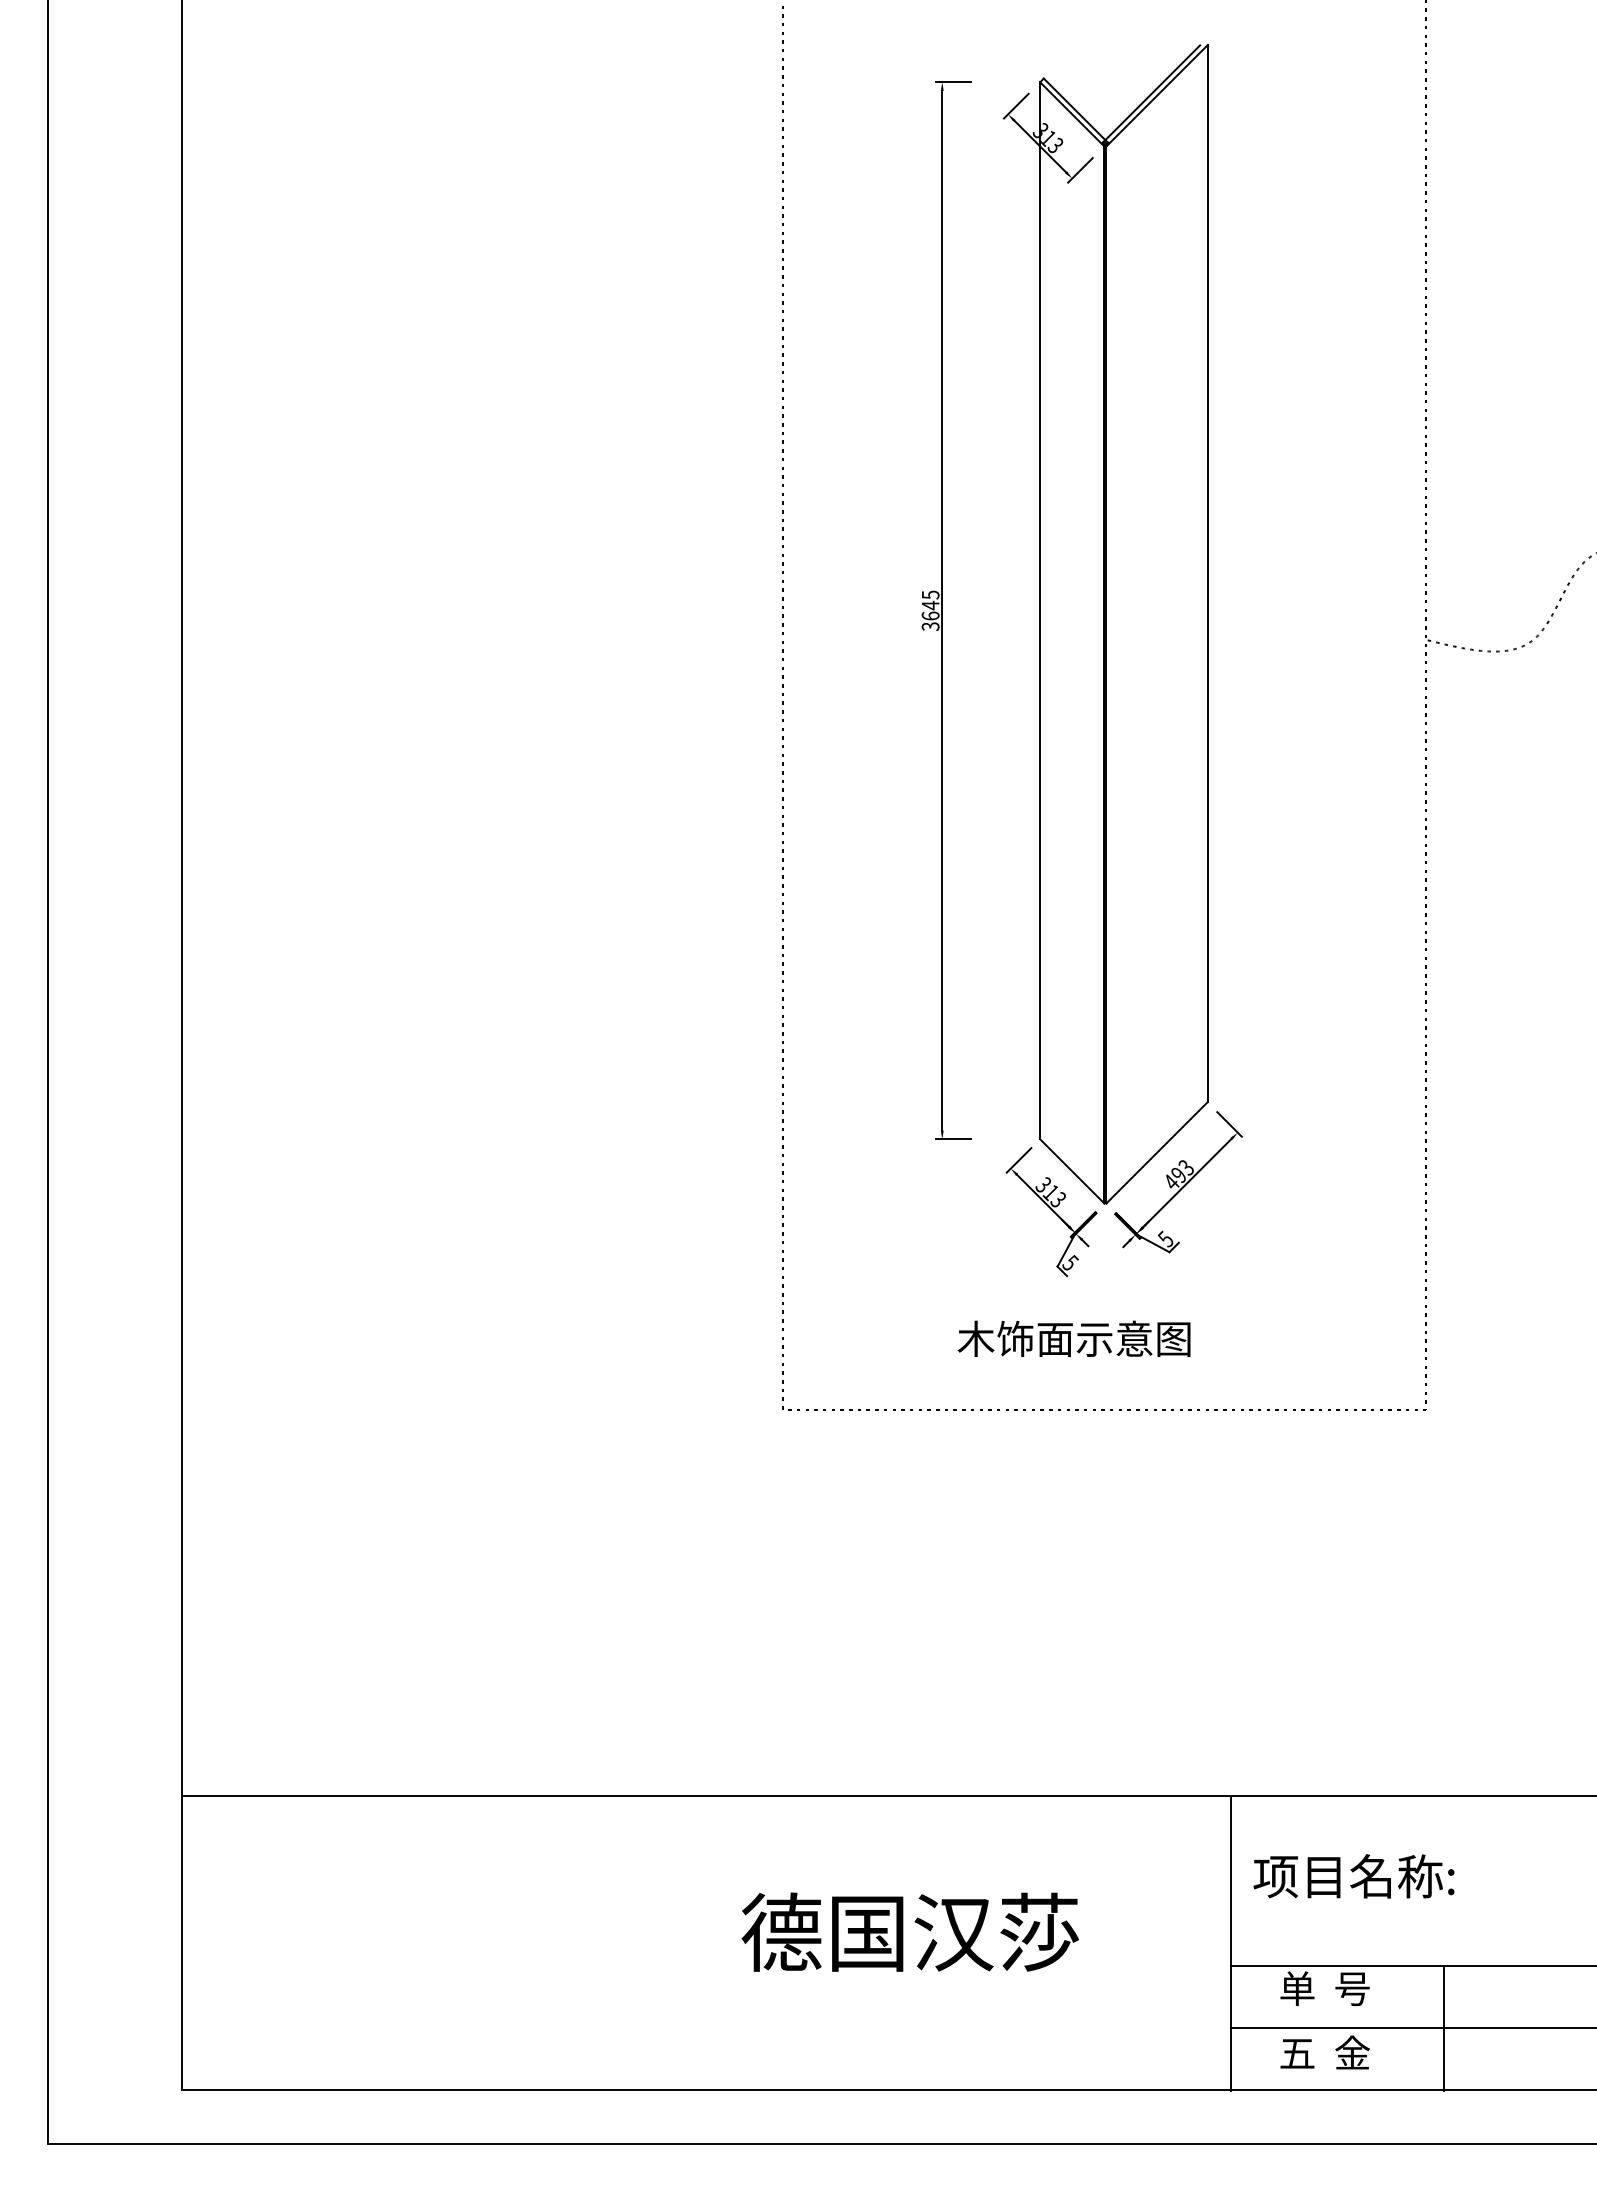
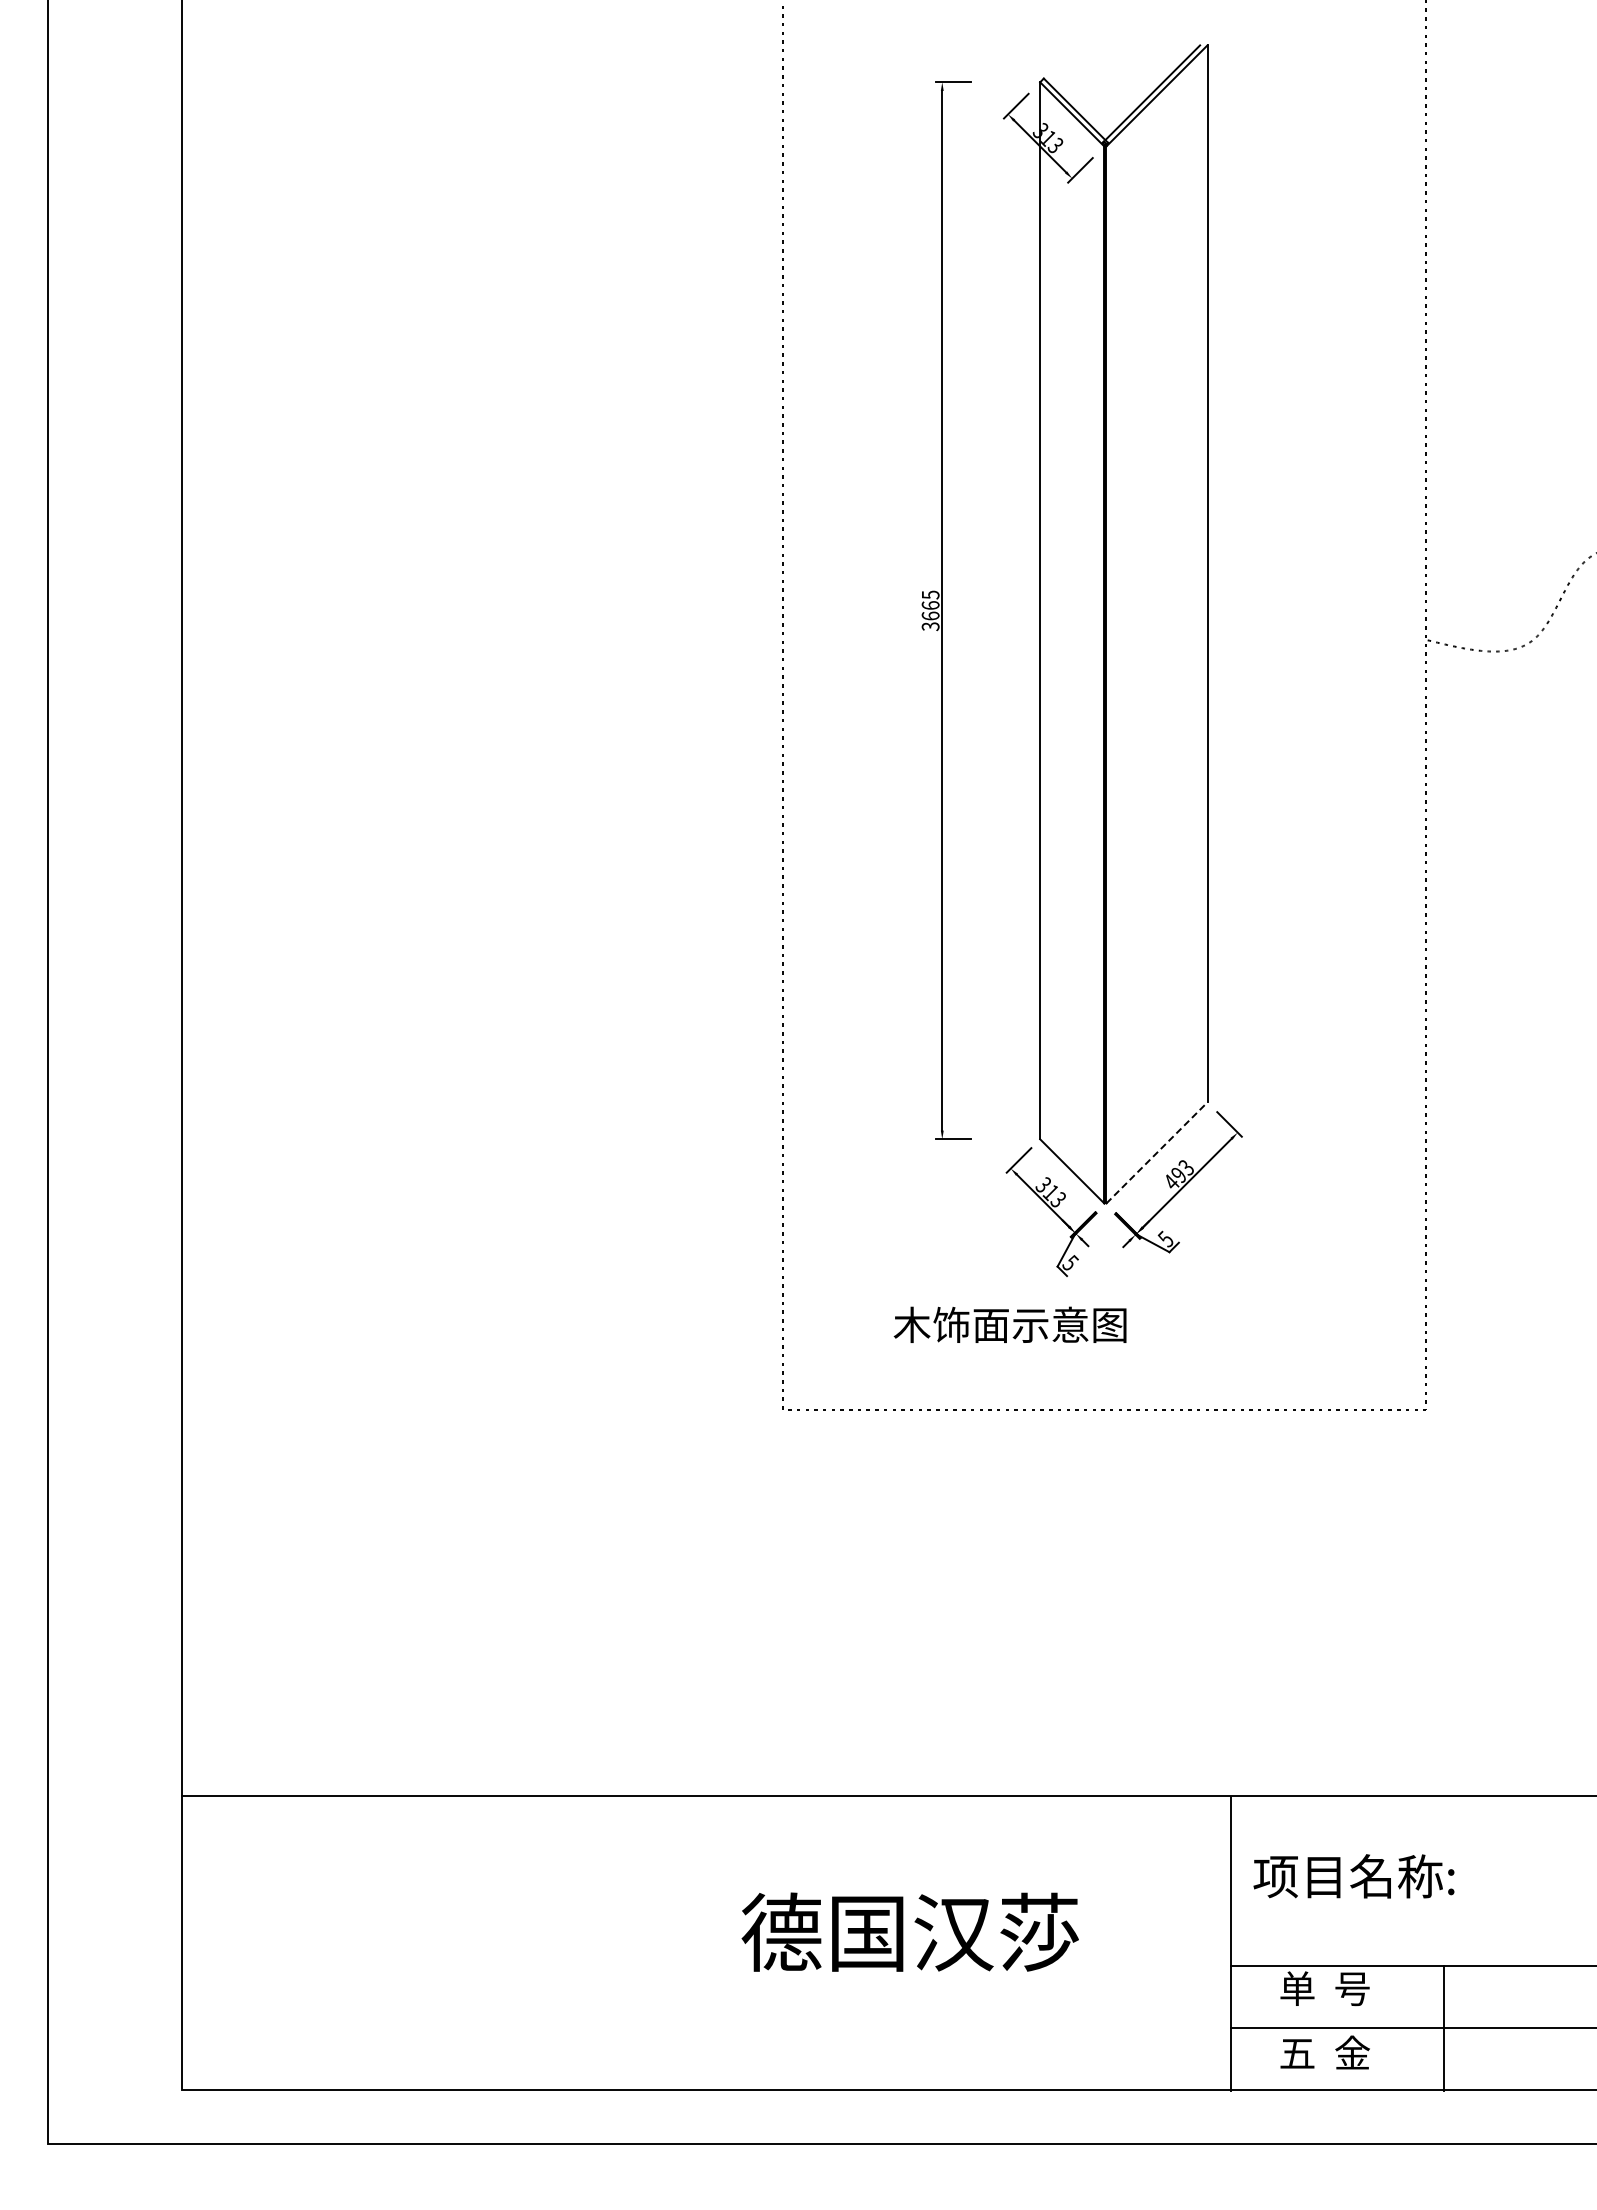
text: 3645 -> 3665 (930, 605)
line: solid -> dashed (1157, 1152)
text position: (1073, 1338) -> (1009, 1324) (1009, 1324)
